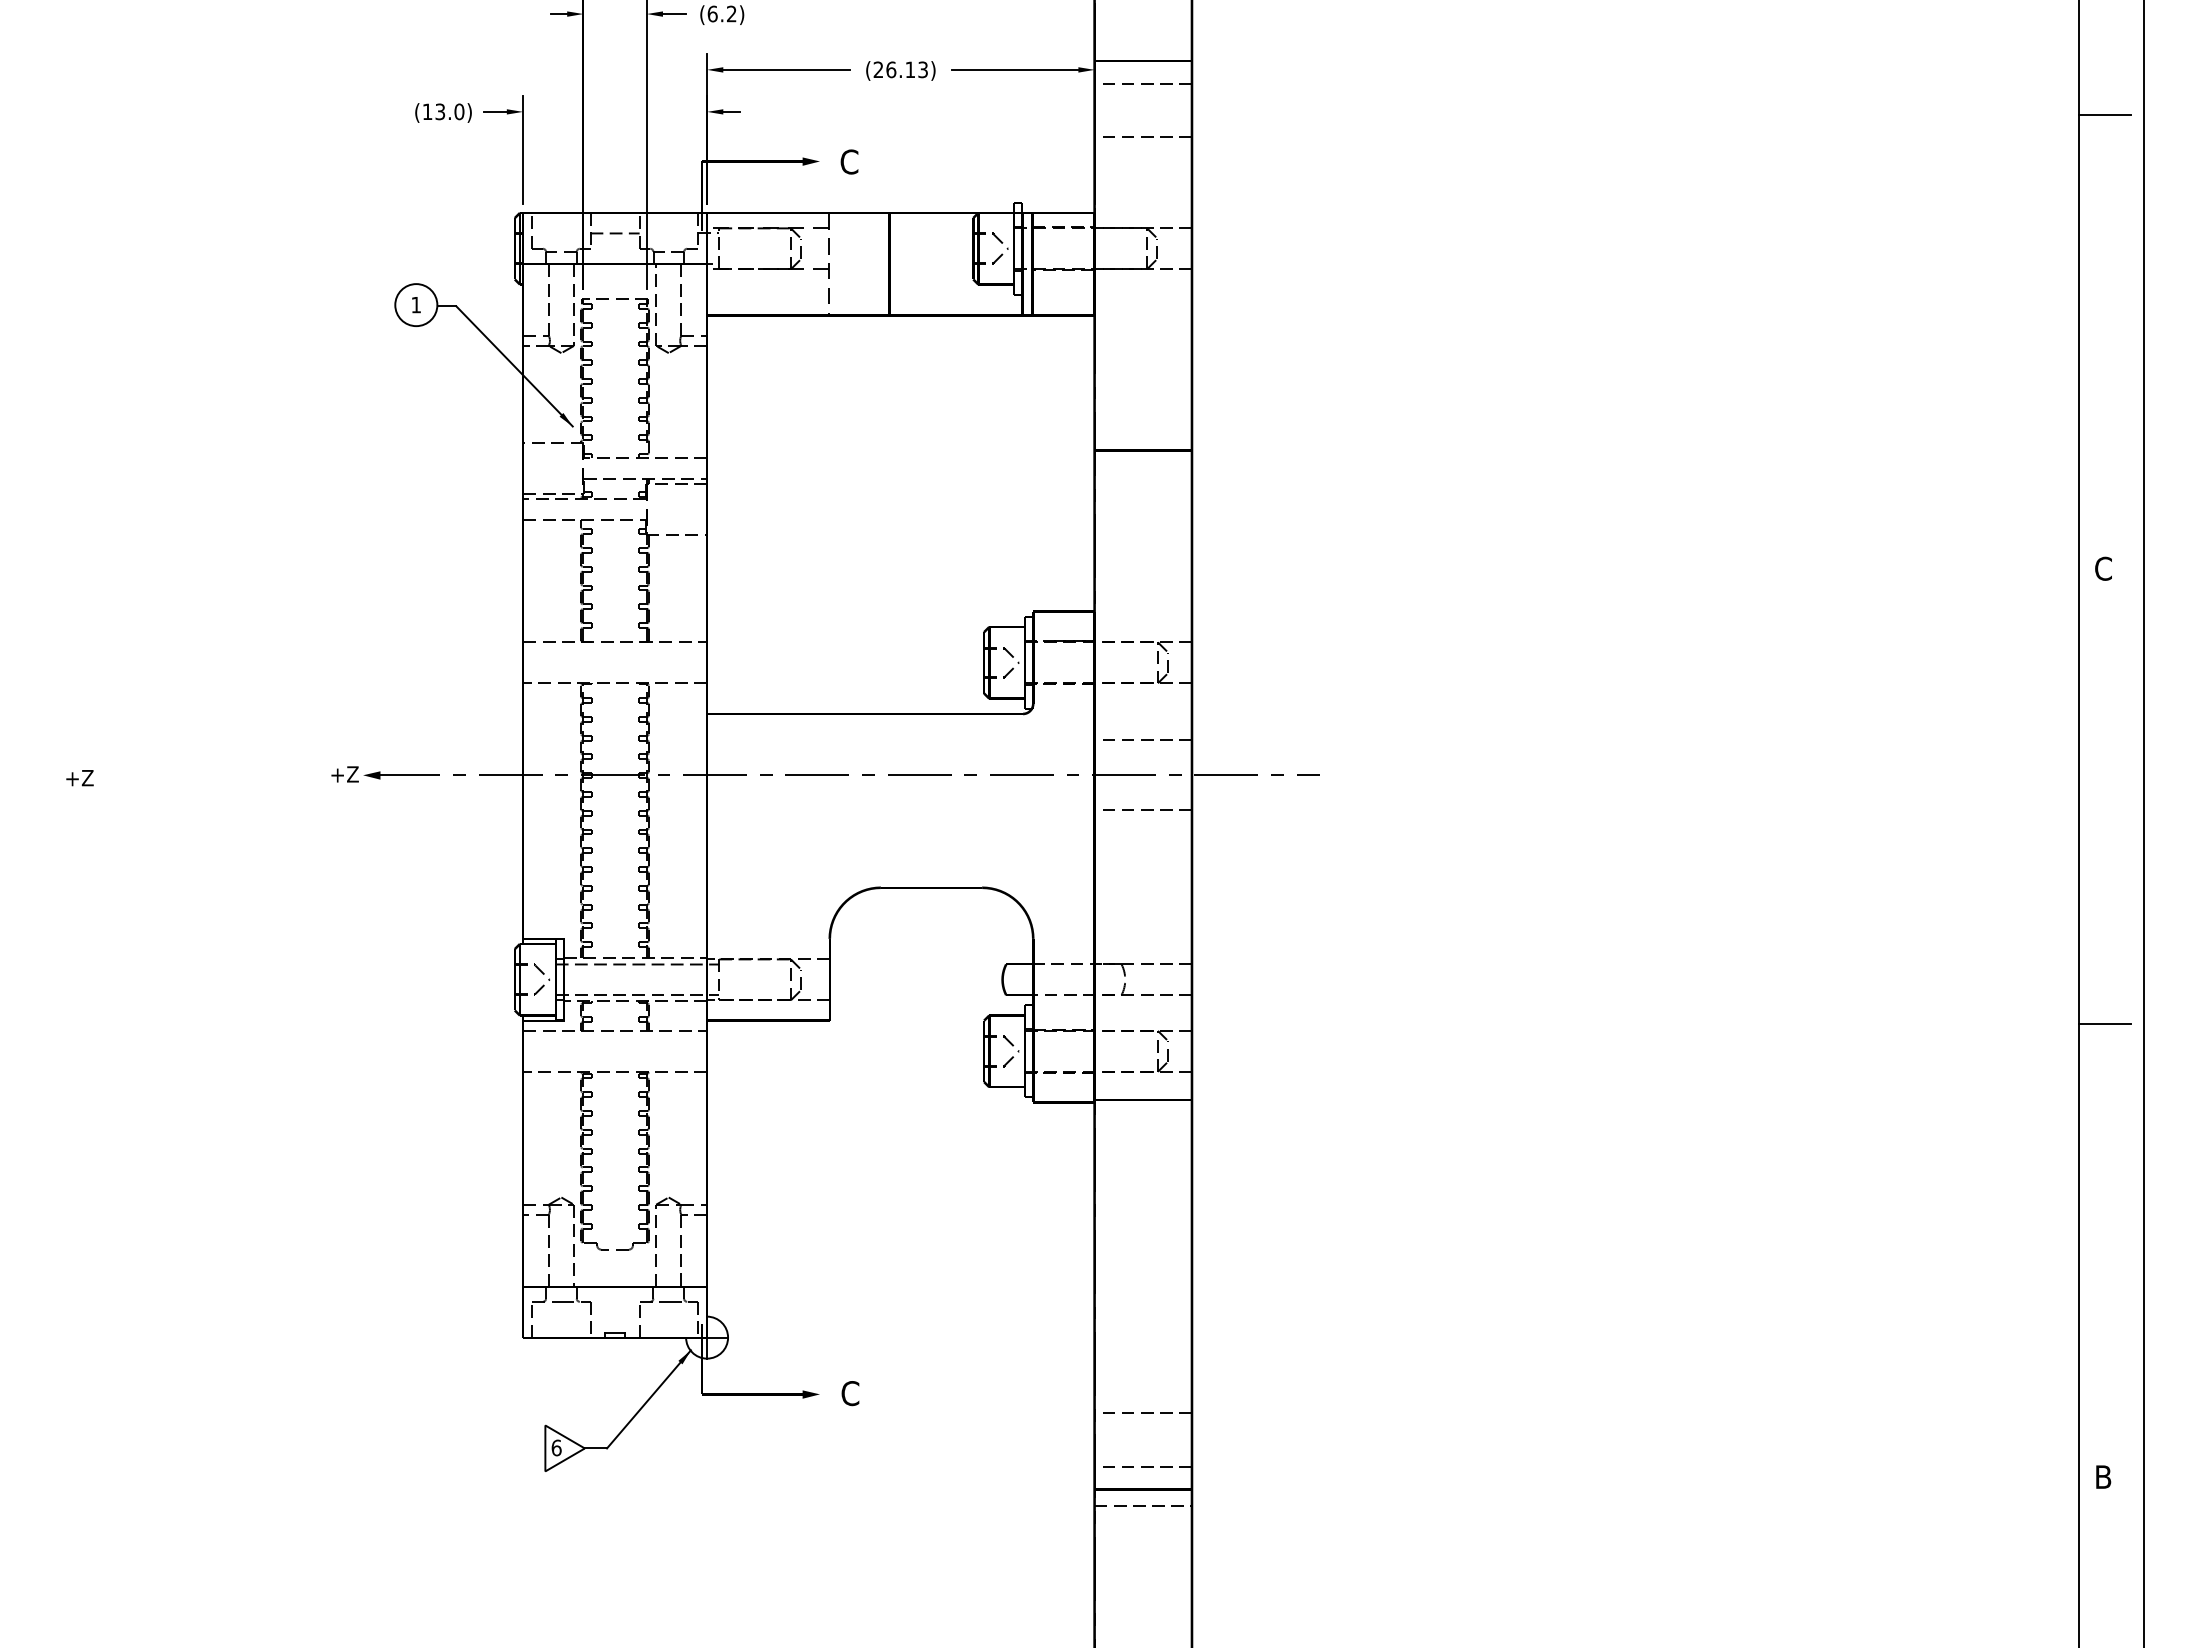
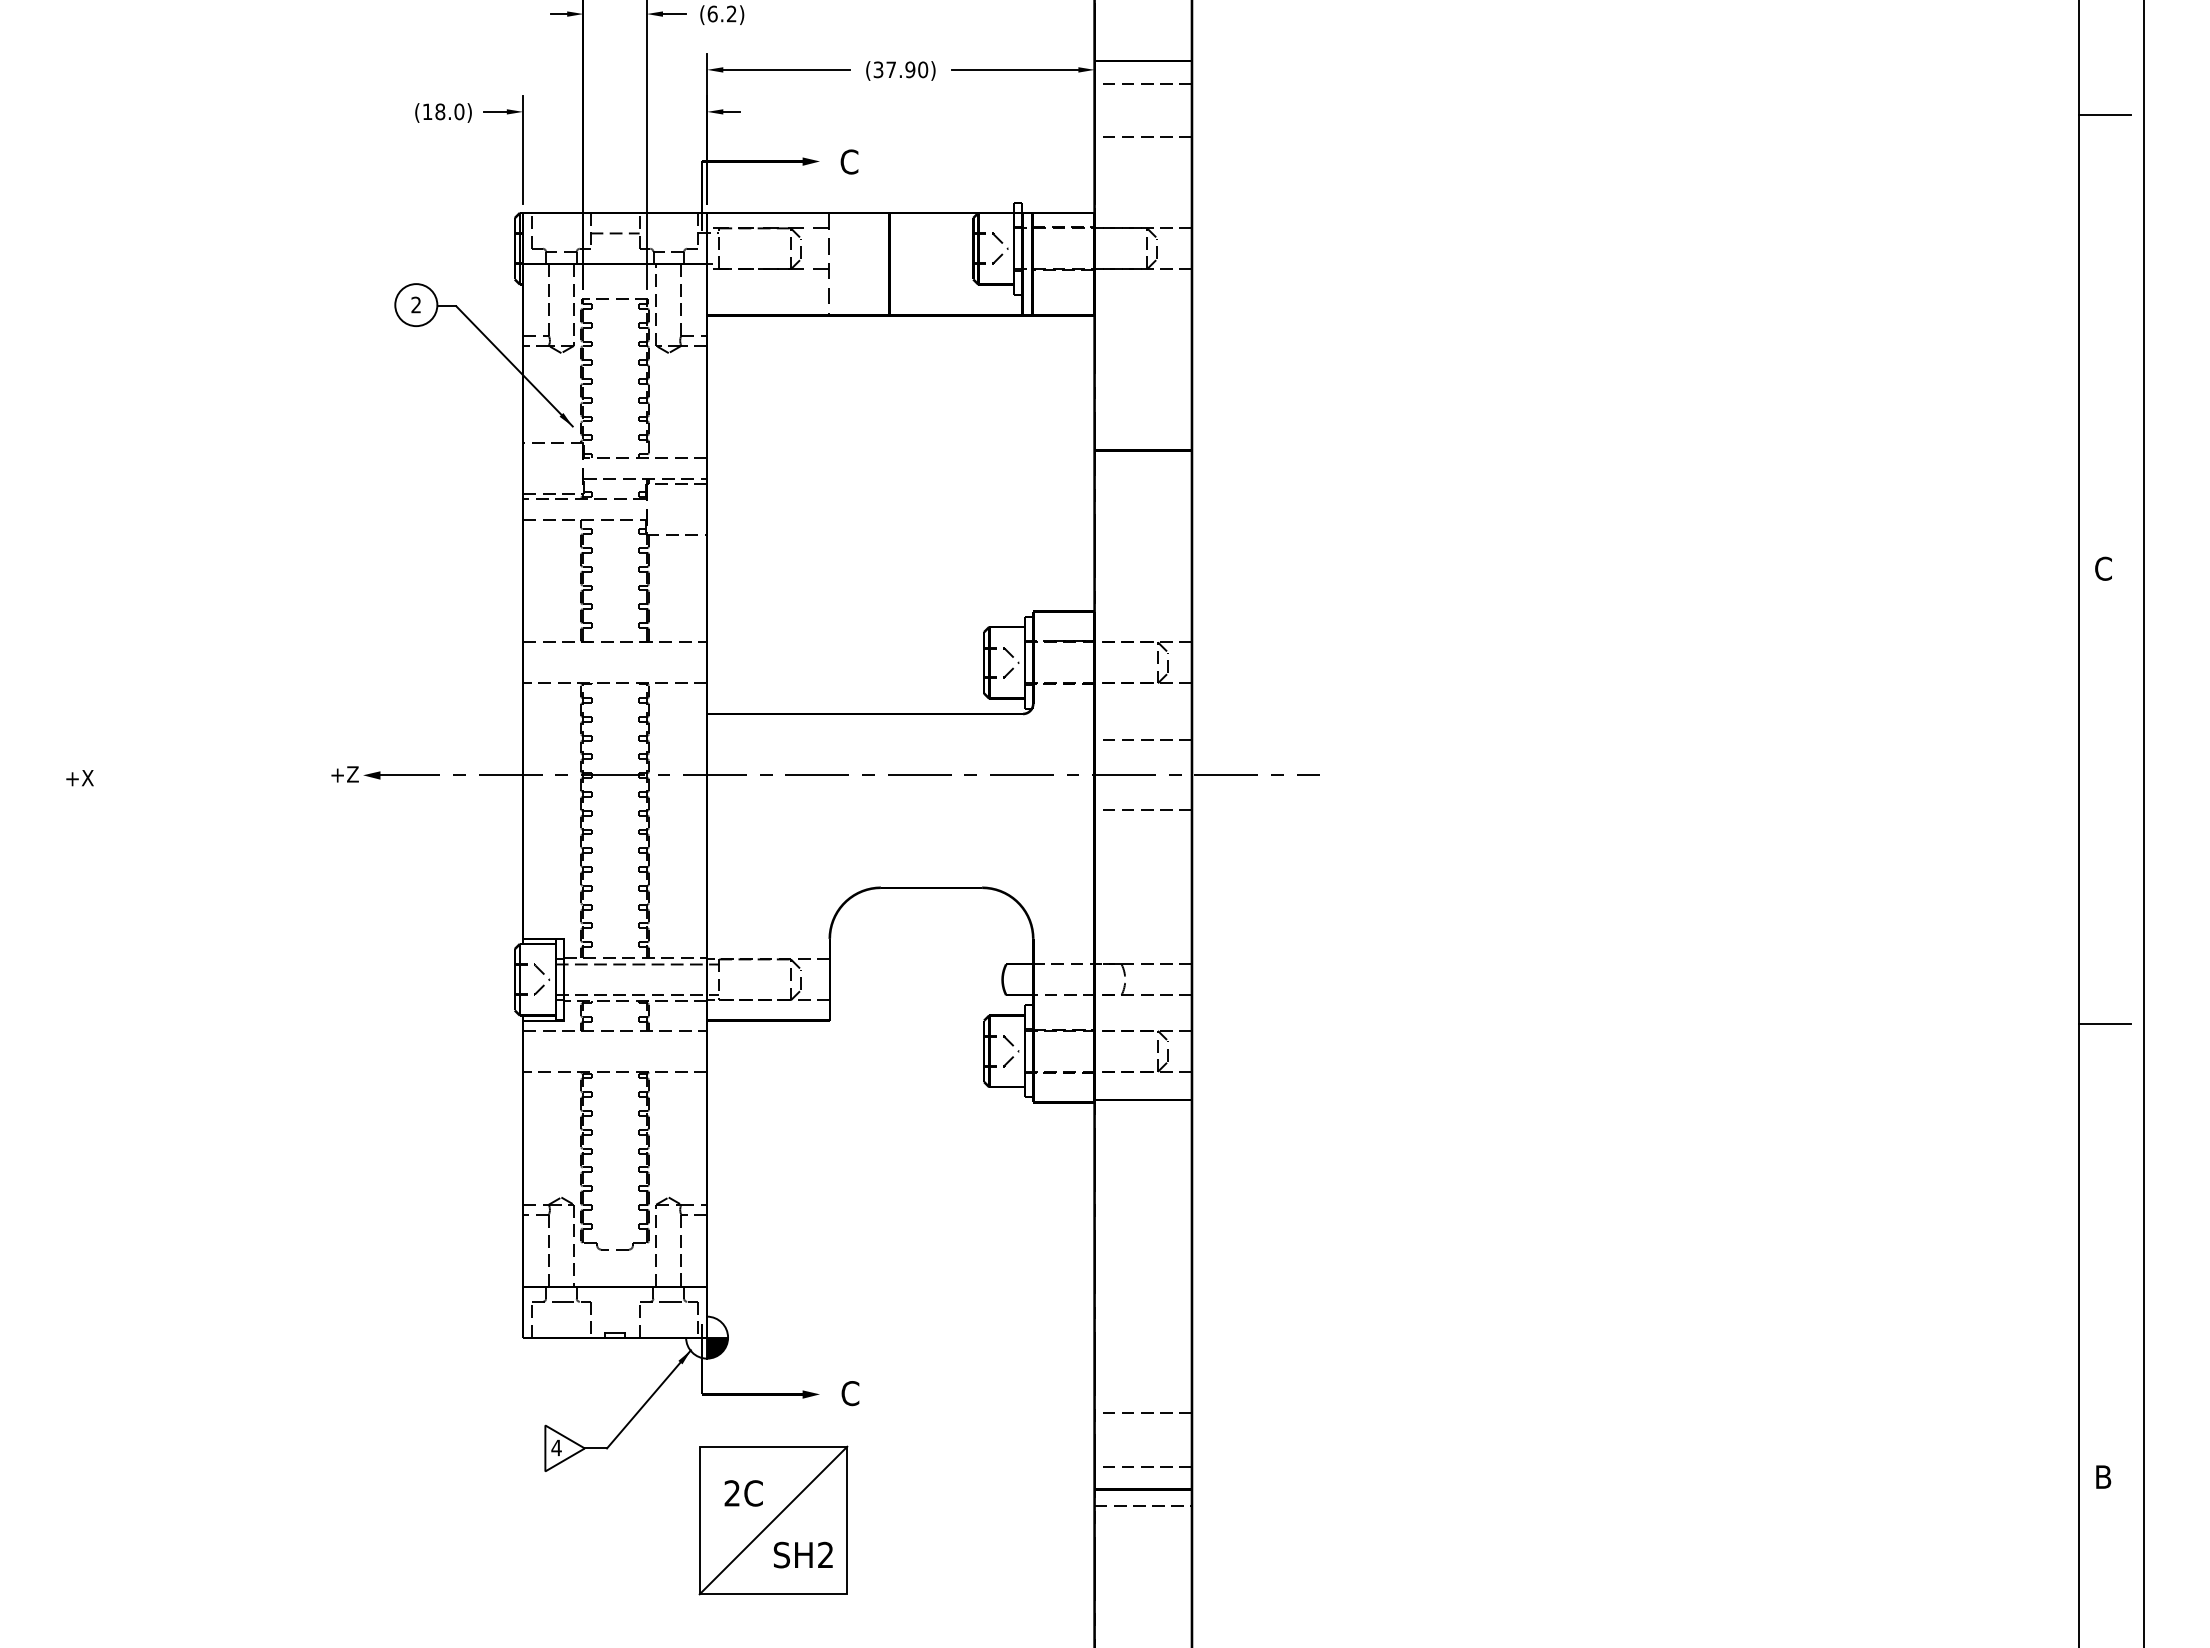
text: (26.13) -> (37.90) (900, 69)
text: (13.0) -> (18.0) (440, 111)
text: 1 -> 2 (415, 304)
text: +Z -> +X (87, 778)
fill: none -> present (717, 1347)
text: 6 -> 4 (556, 1447)
part: none -> present (773, 1520)
